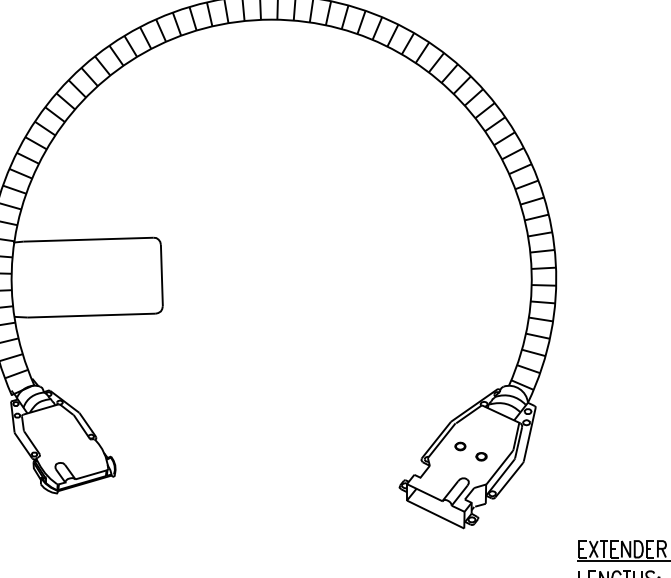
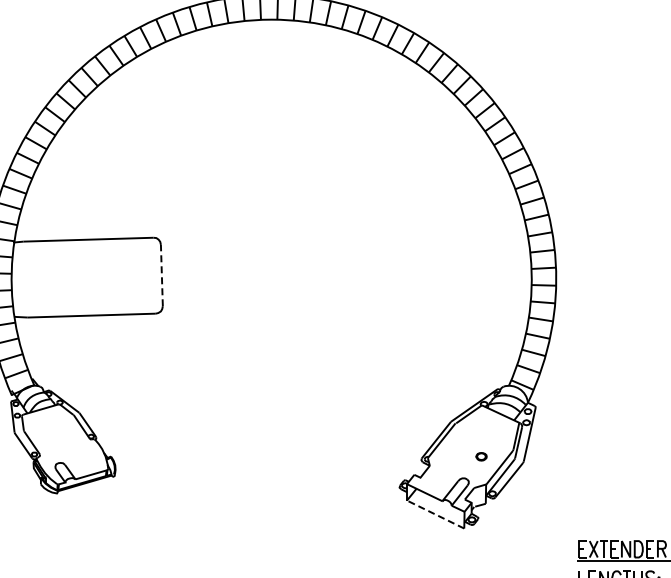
line: solid -> dashed (161, 275)
part: present -> none (460, 446)
line: solid -> dashed (435, 514)
